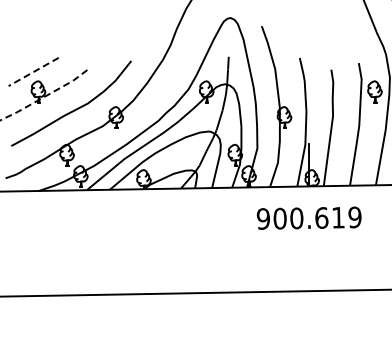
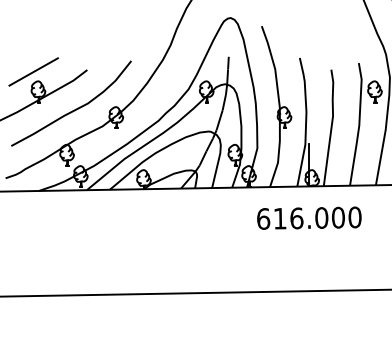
line: dashed -> solid (33, 71)
line: dashed -> solid (44, 96)
text: 900.619 -> 616.000 (308, 217)
